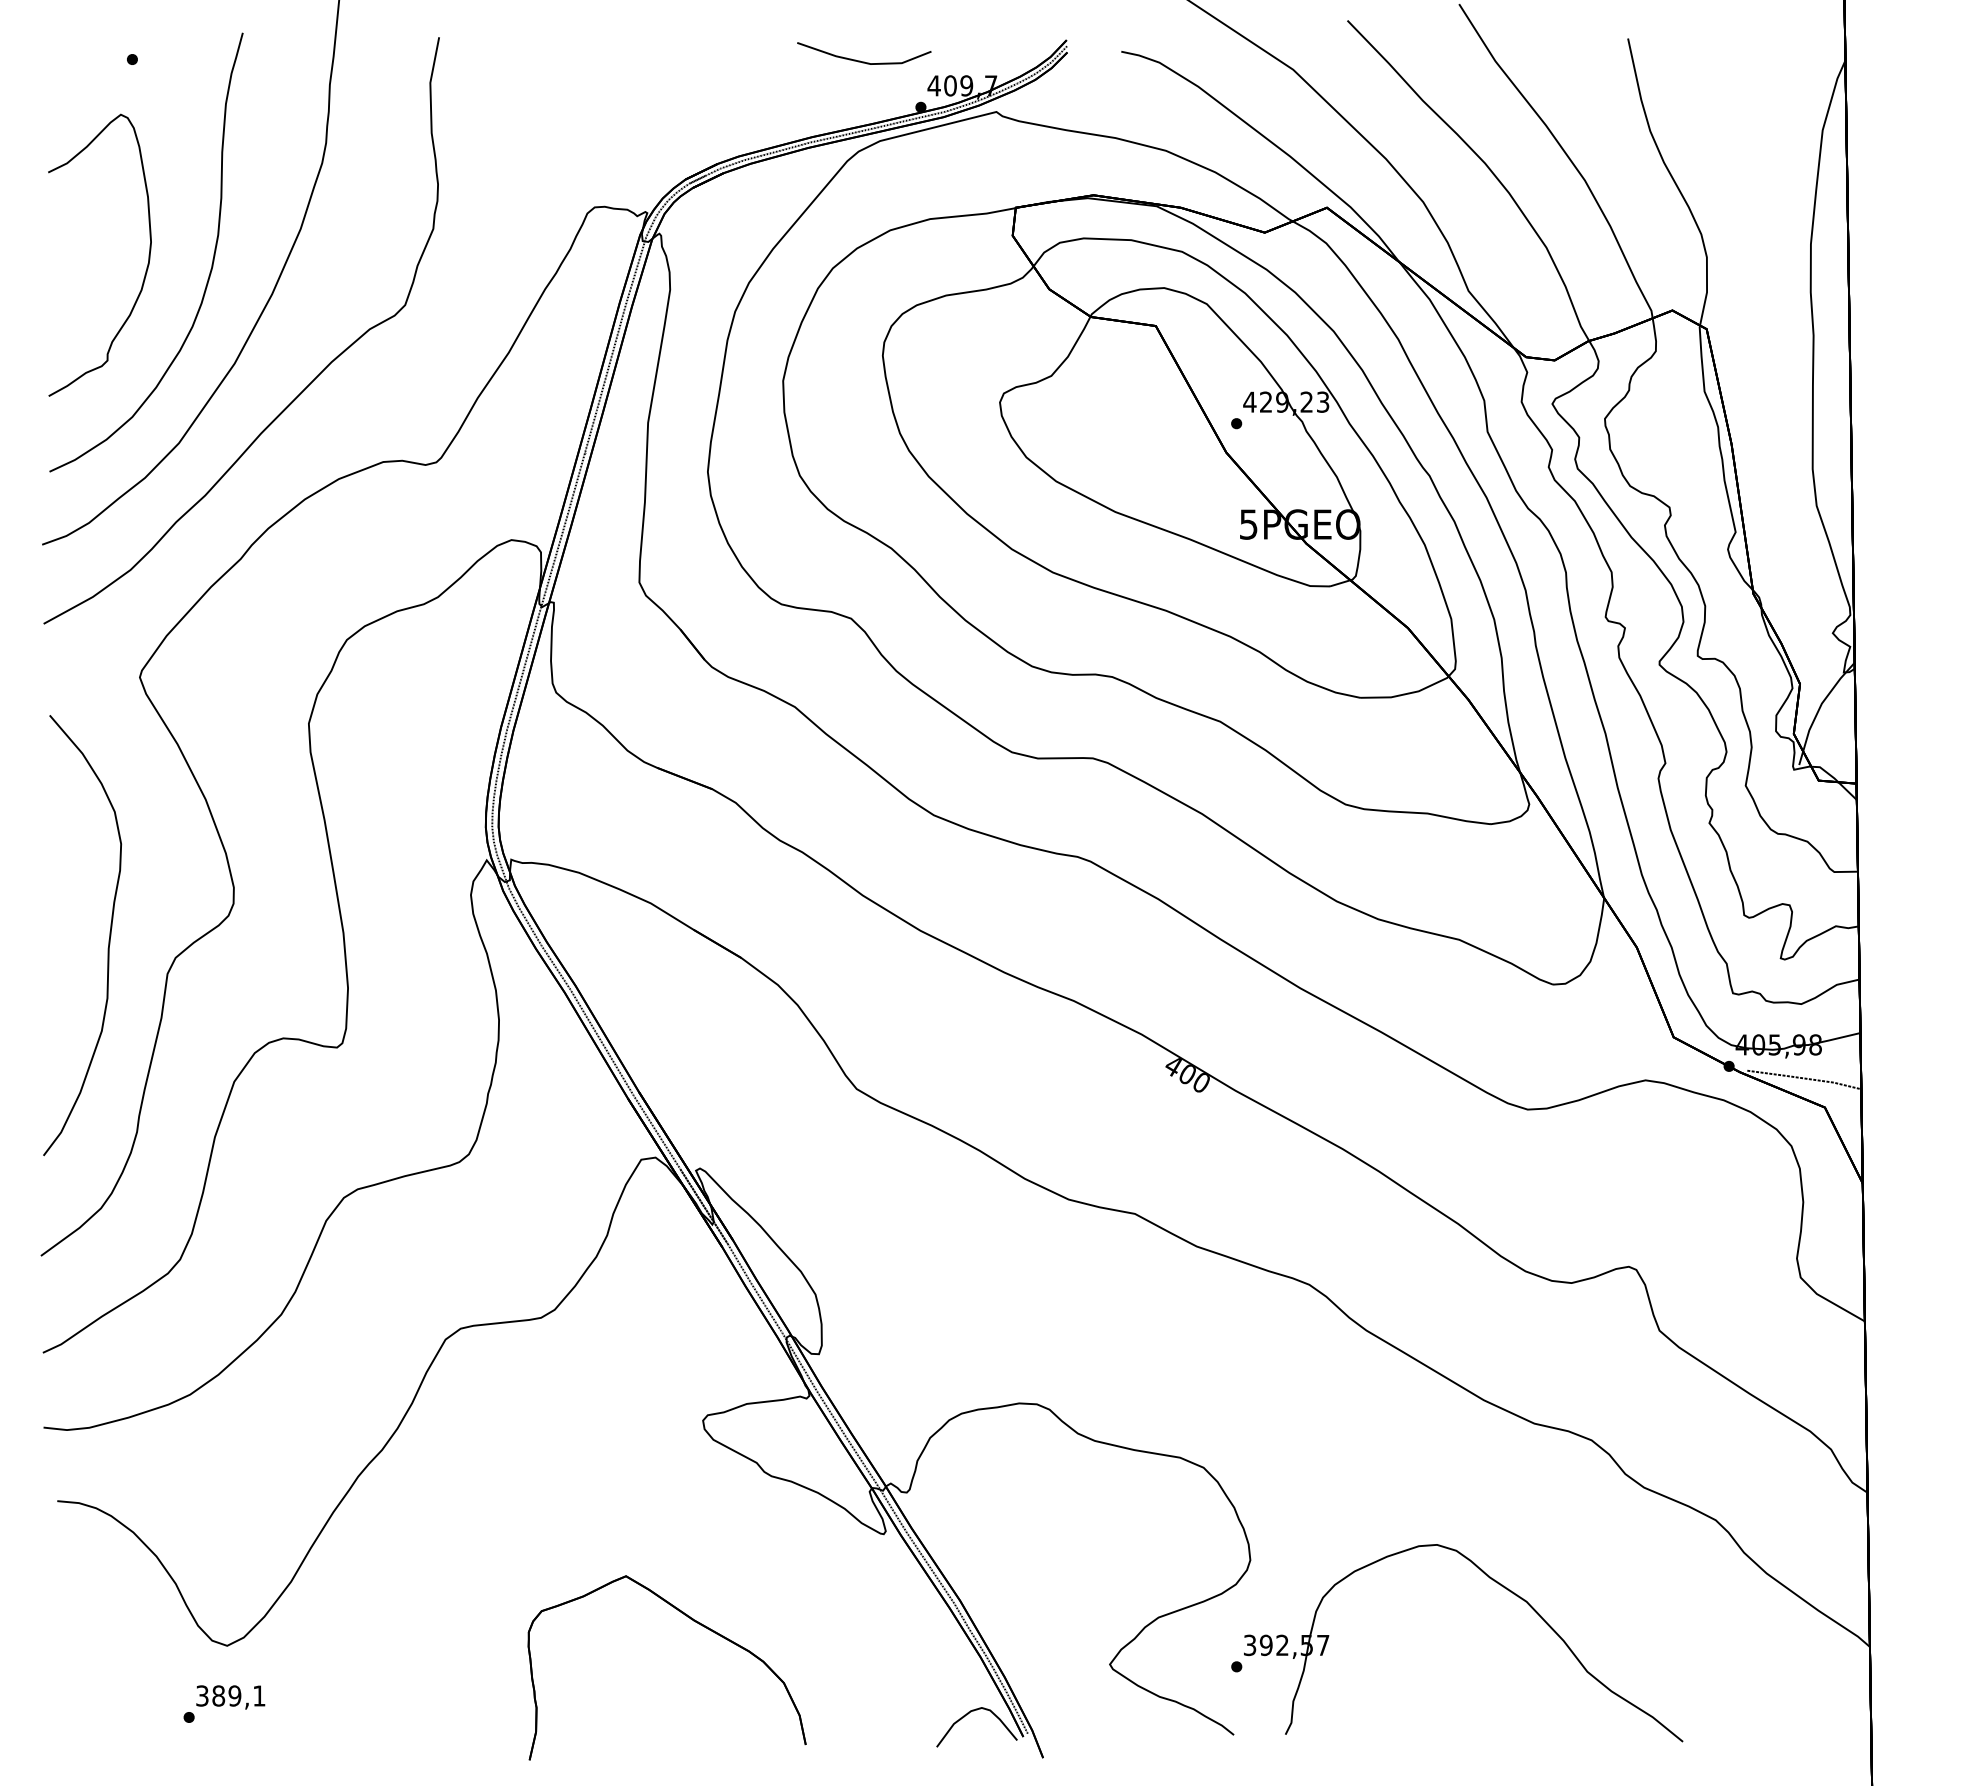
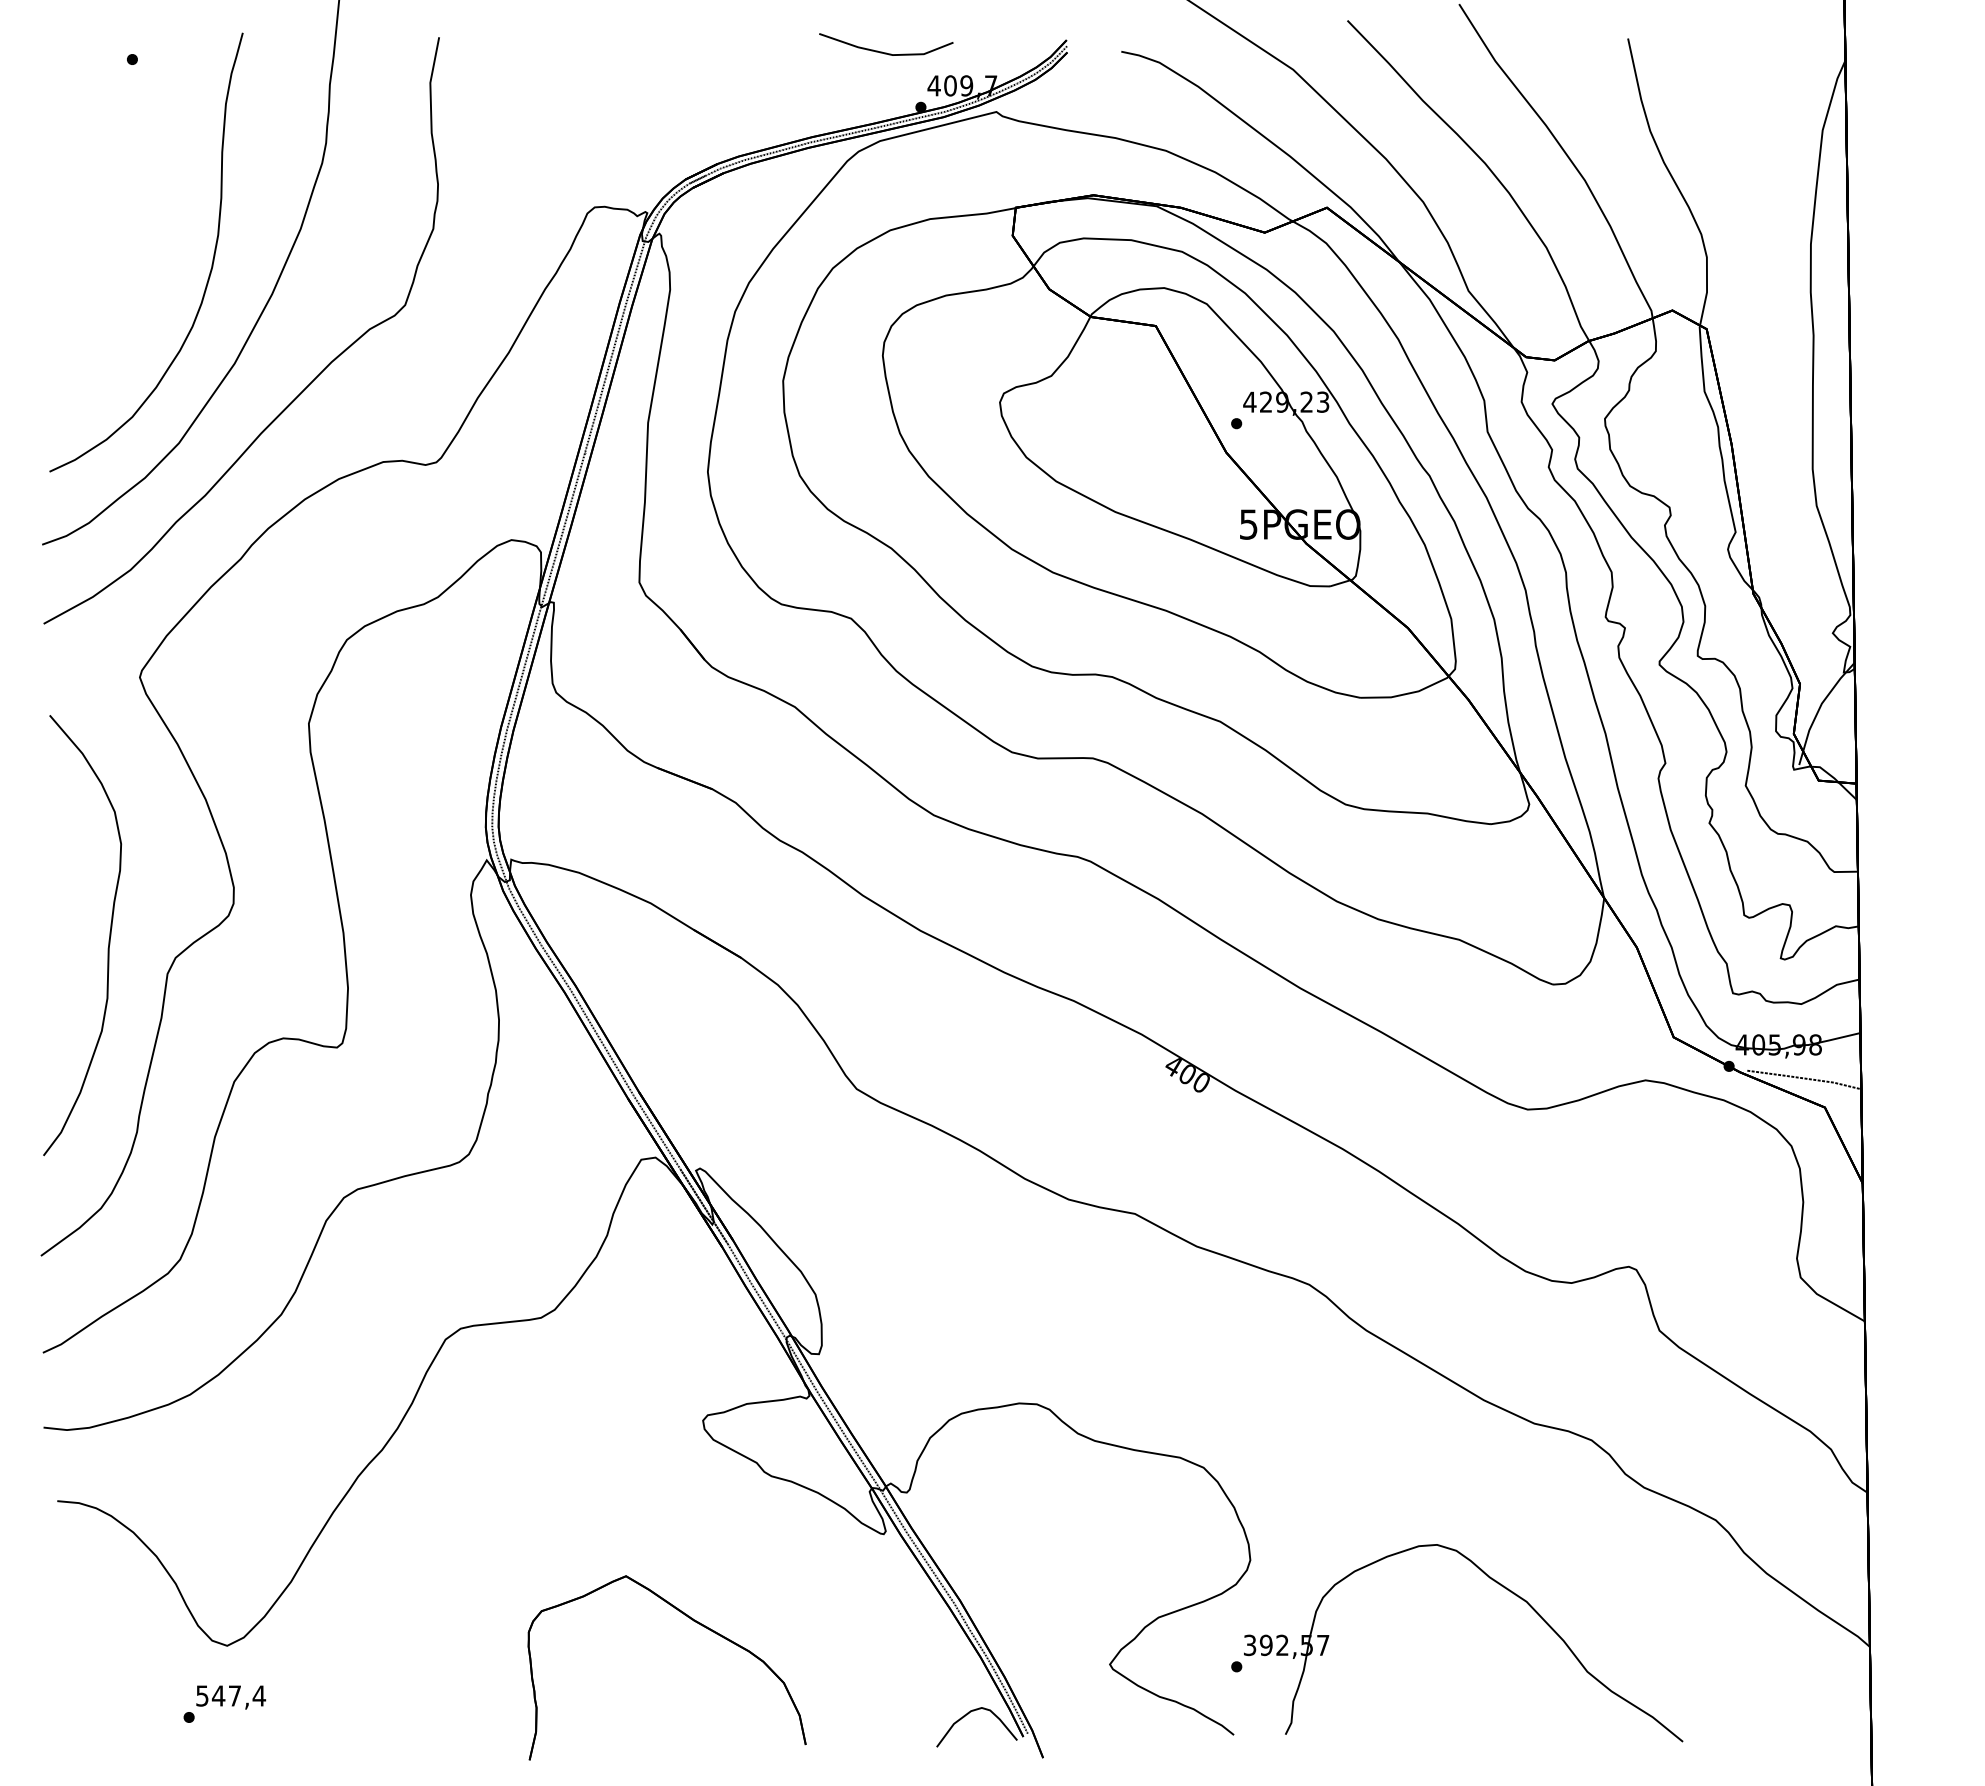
line position: (864, 61) -> (886, 52) (886, 52)
curve: present -> none (146, 267)
text: 389,1 -> 547,4 (231, 1695)
